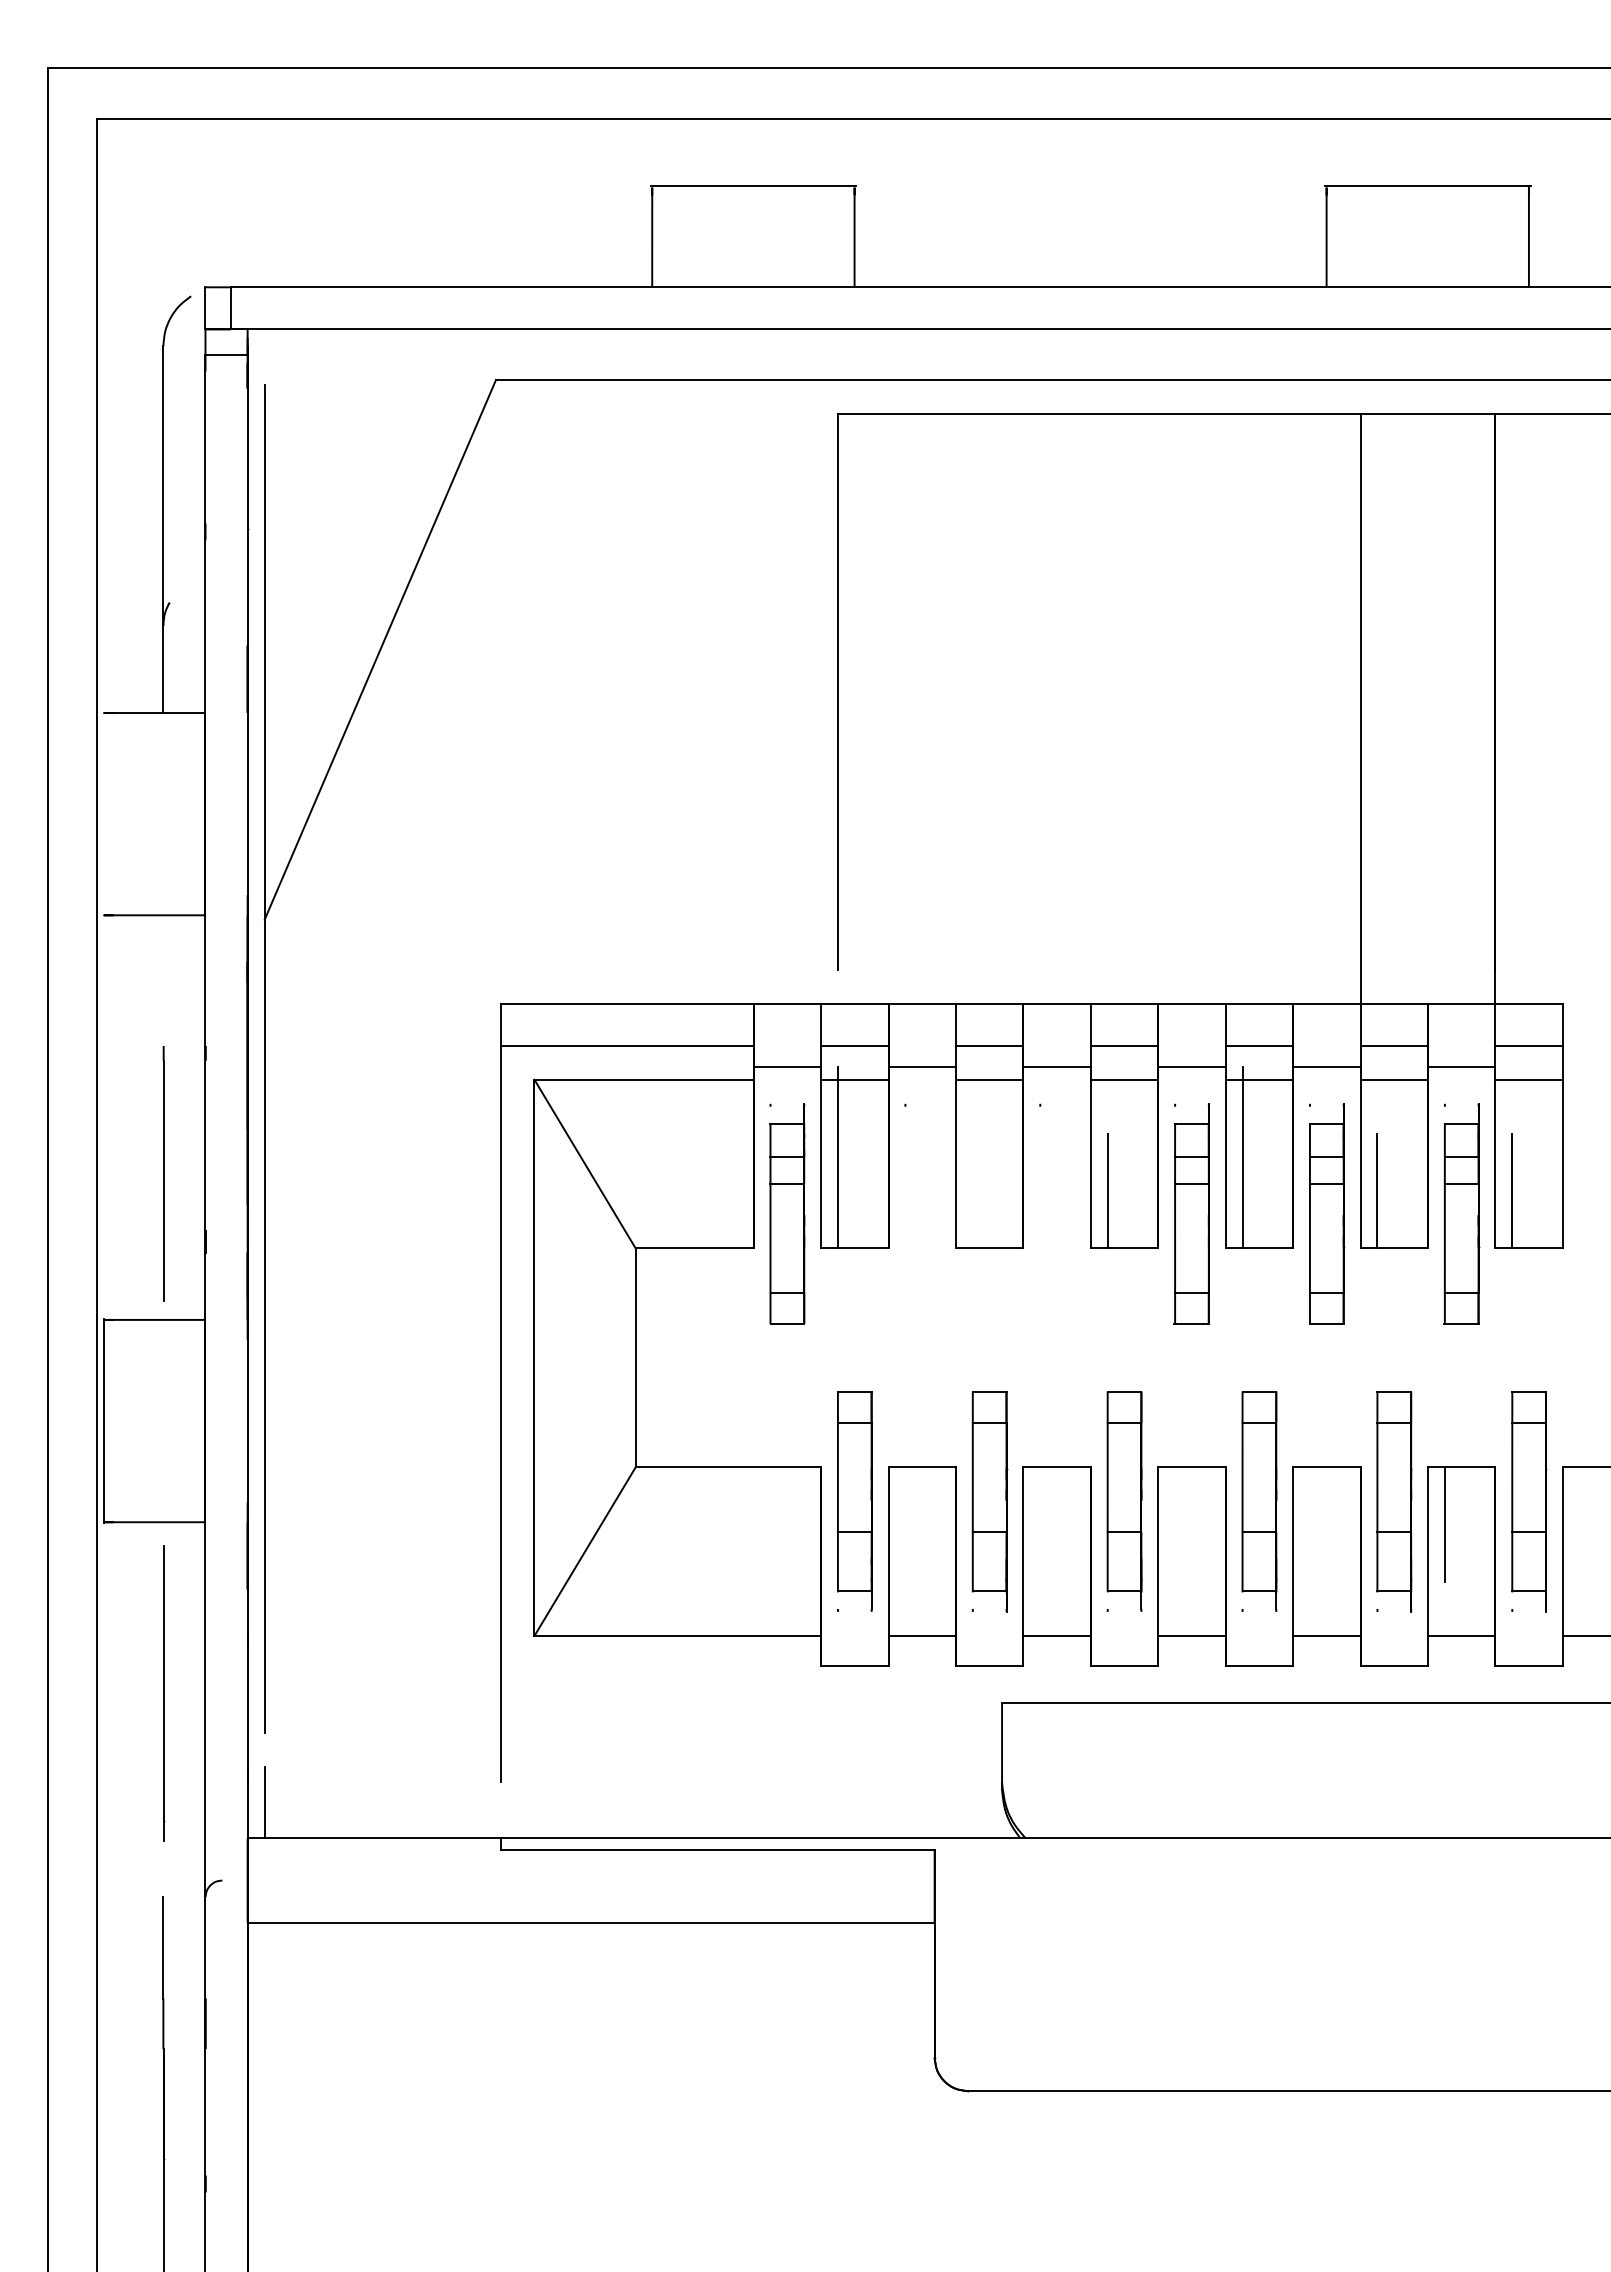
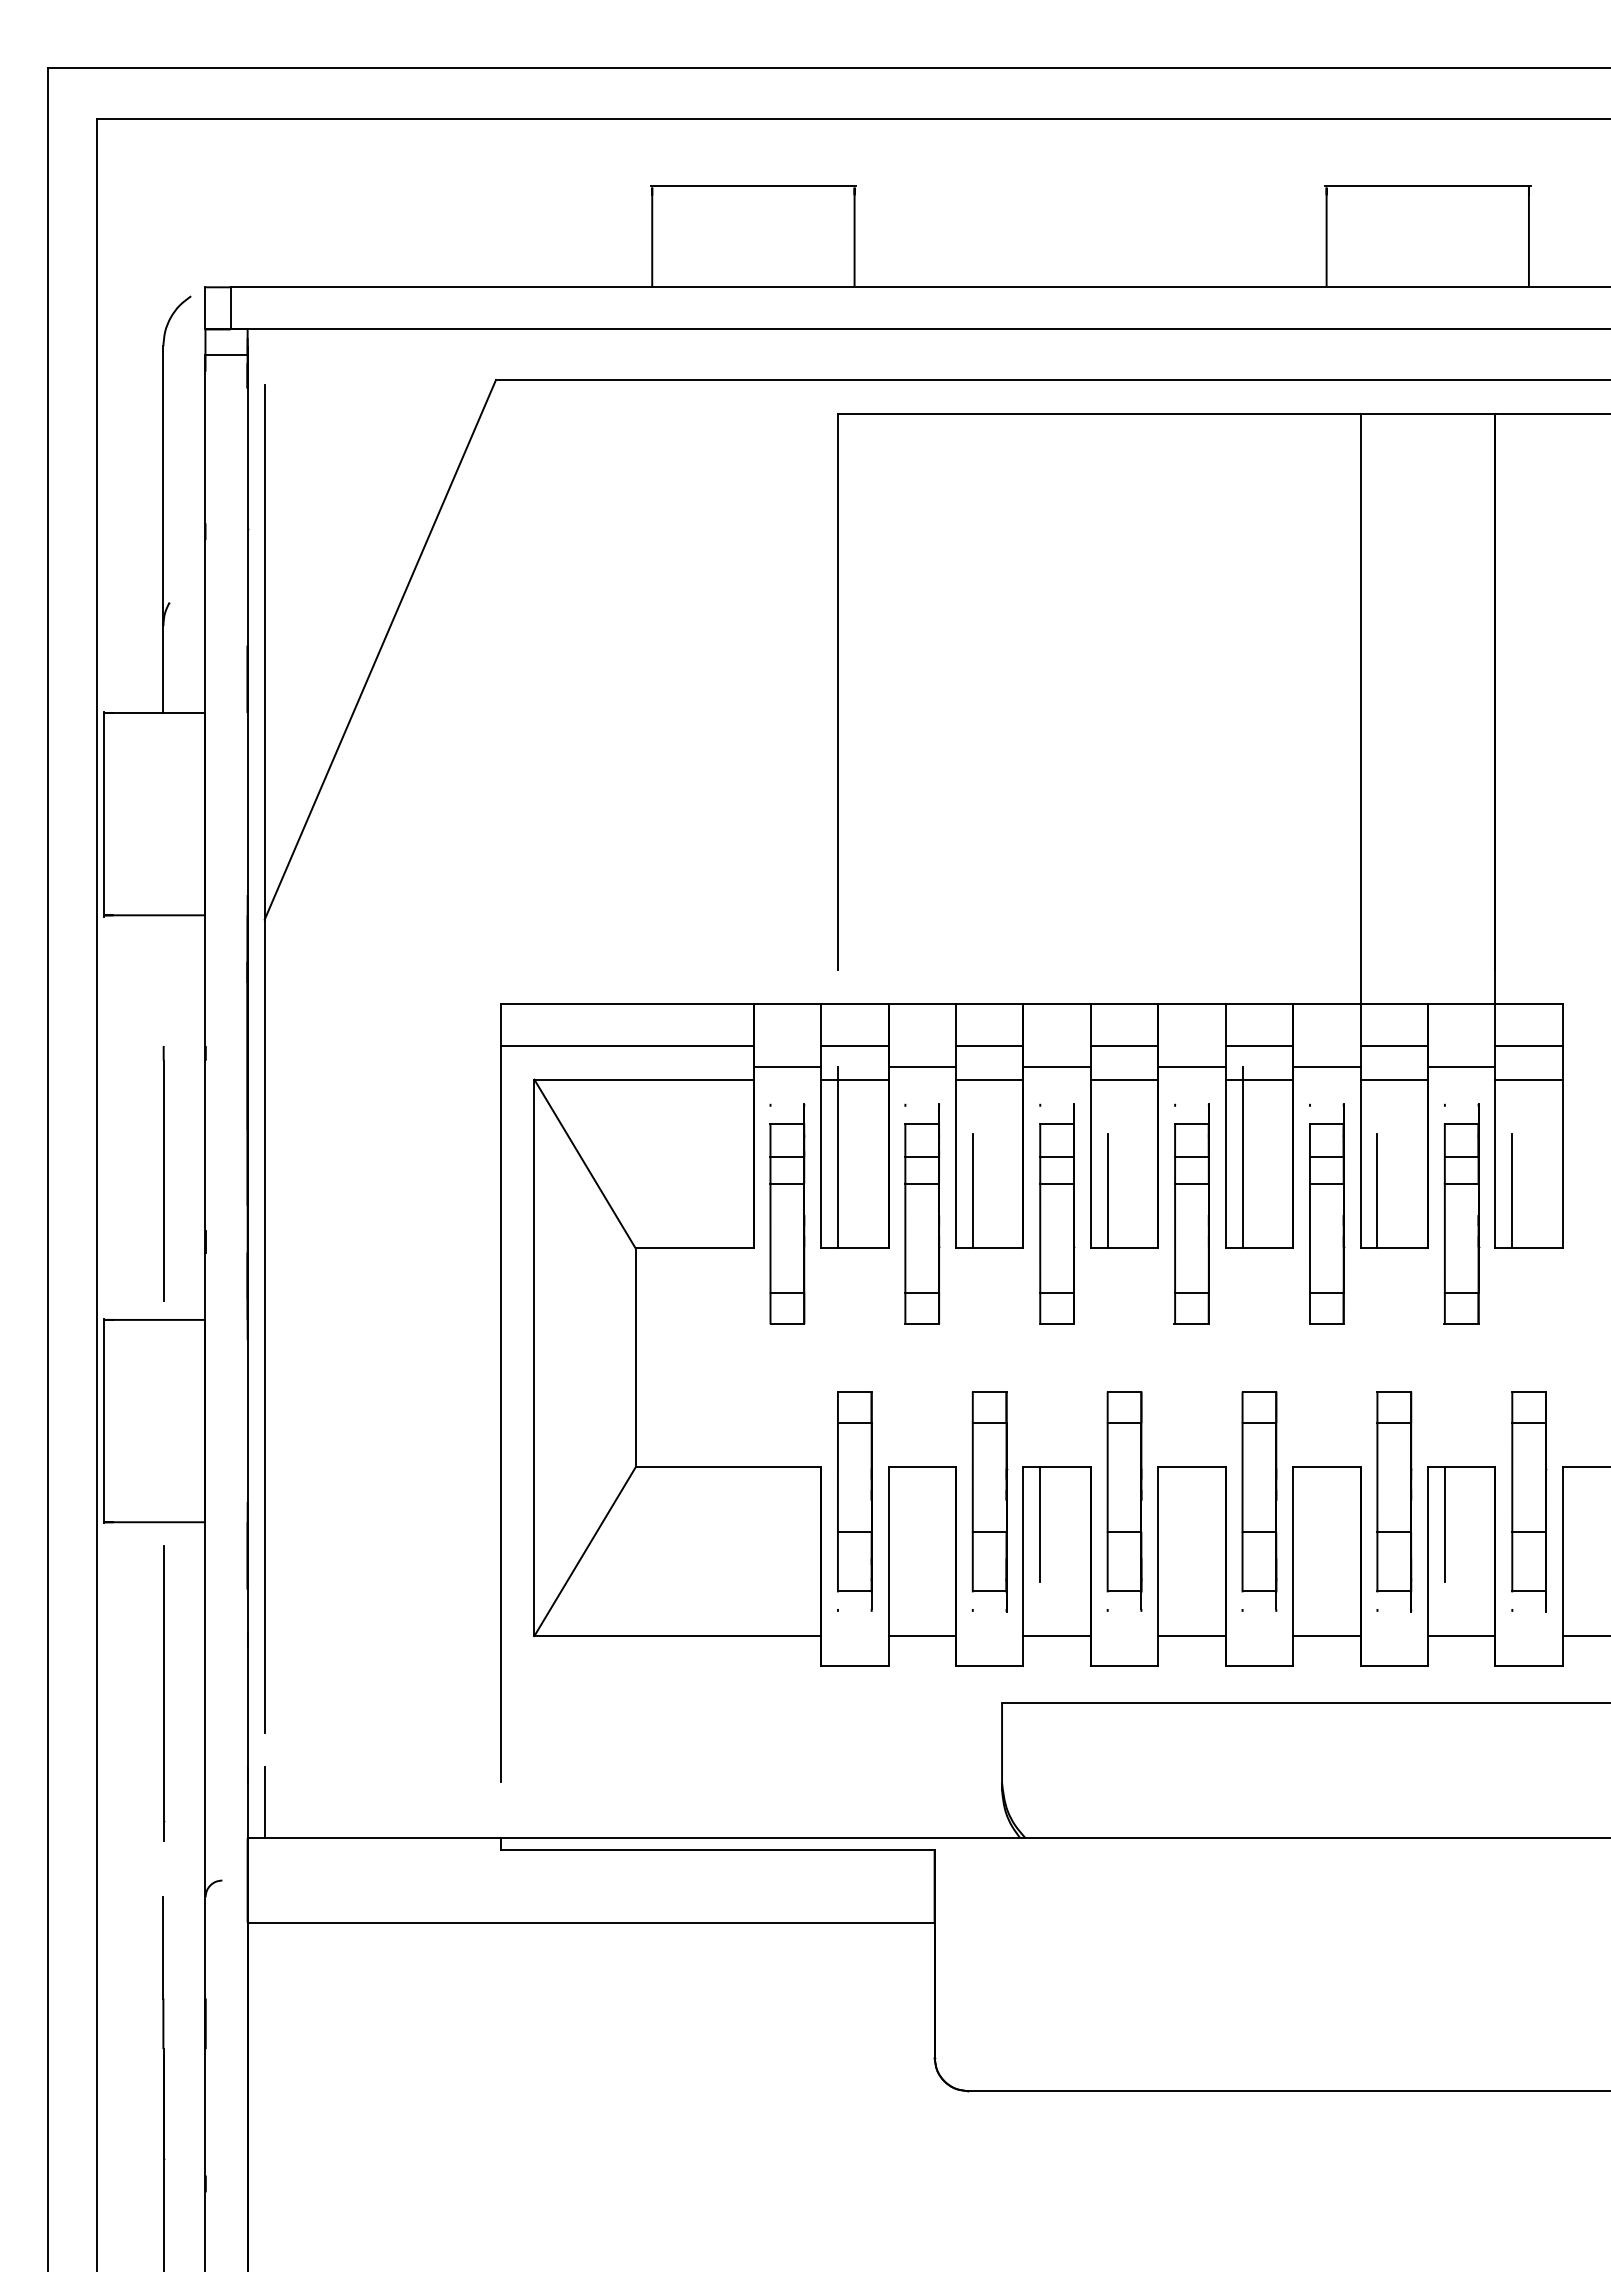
line: none -> present (104, 813)
line: none -> present (972, 1190)
part: none -> present (922, 1213)
part: none -> present (1057, 1213)
line: none -> present (1040, 1524)
